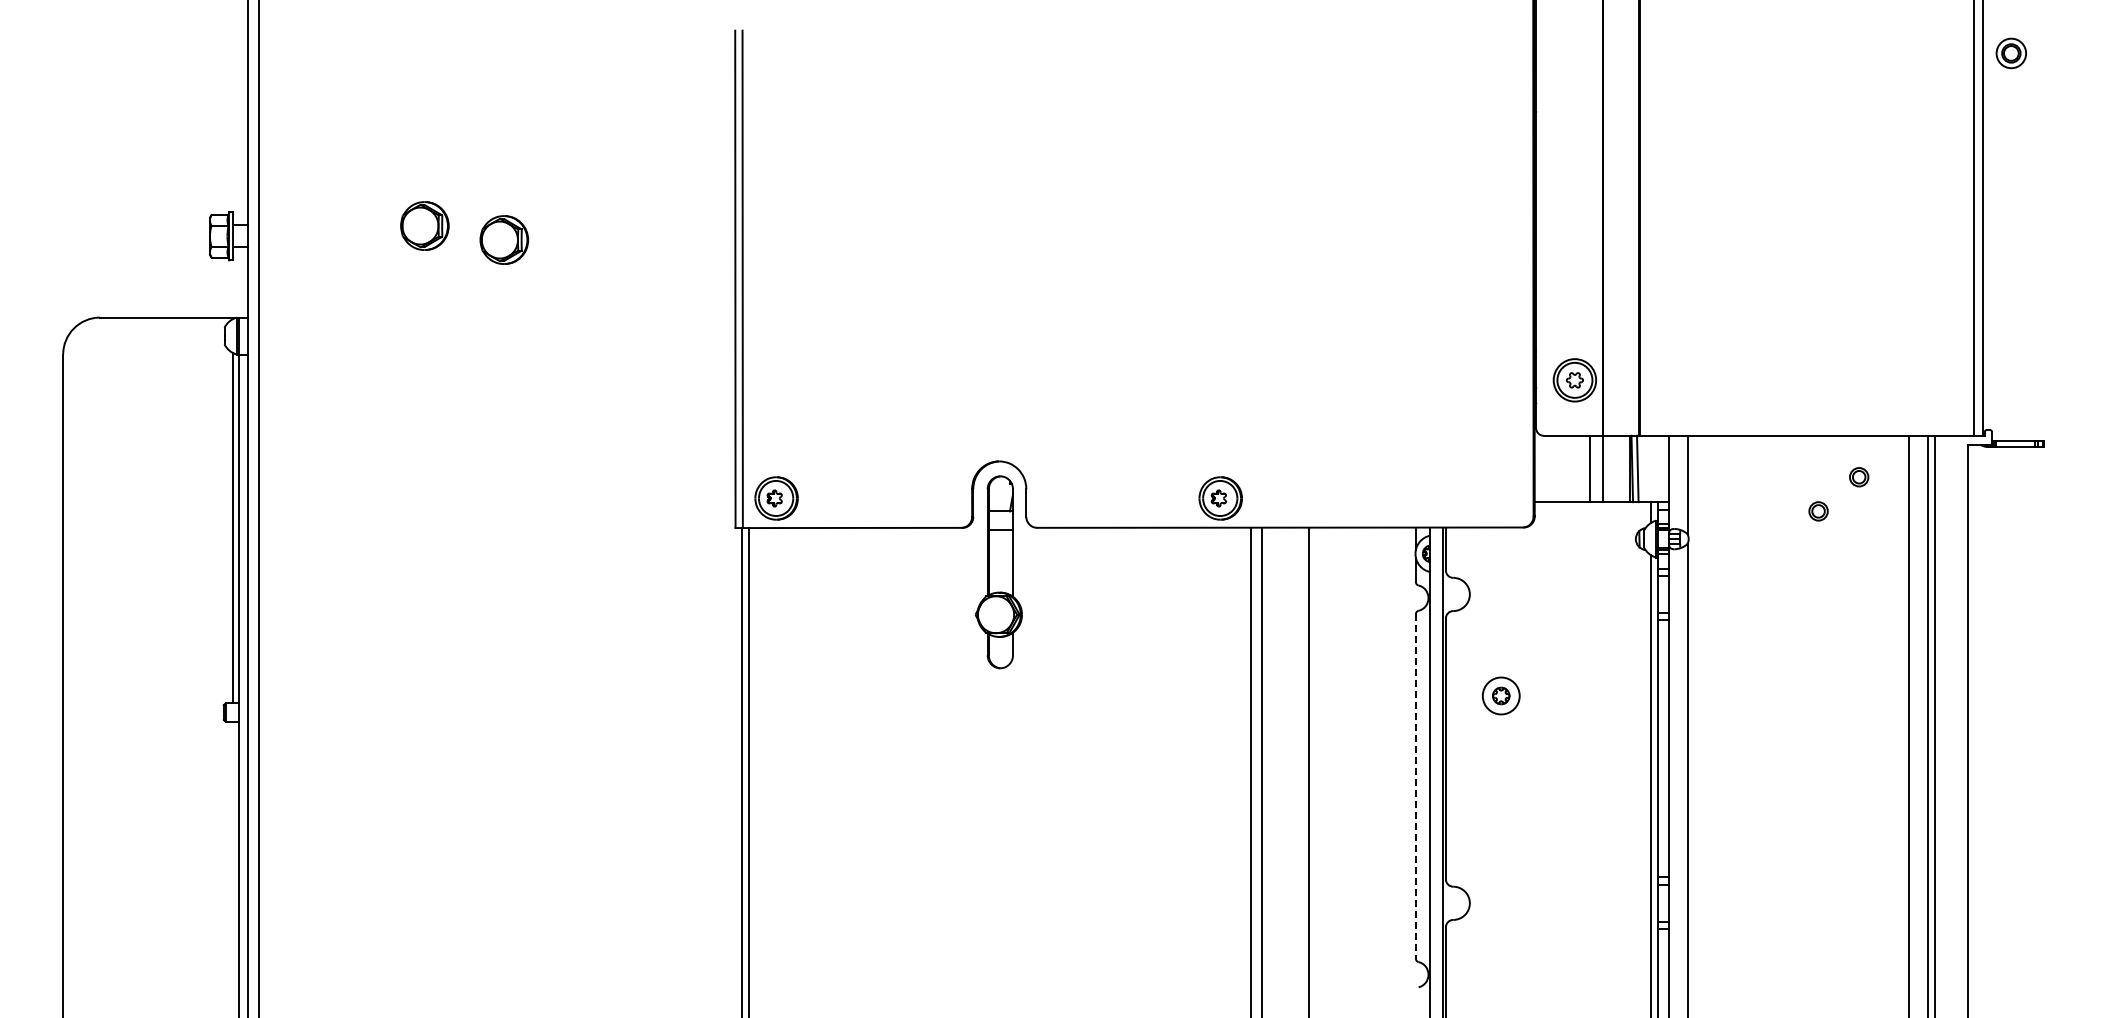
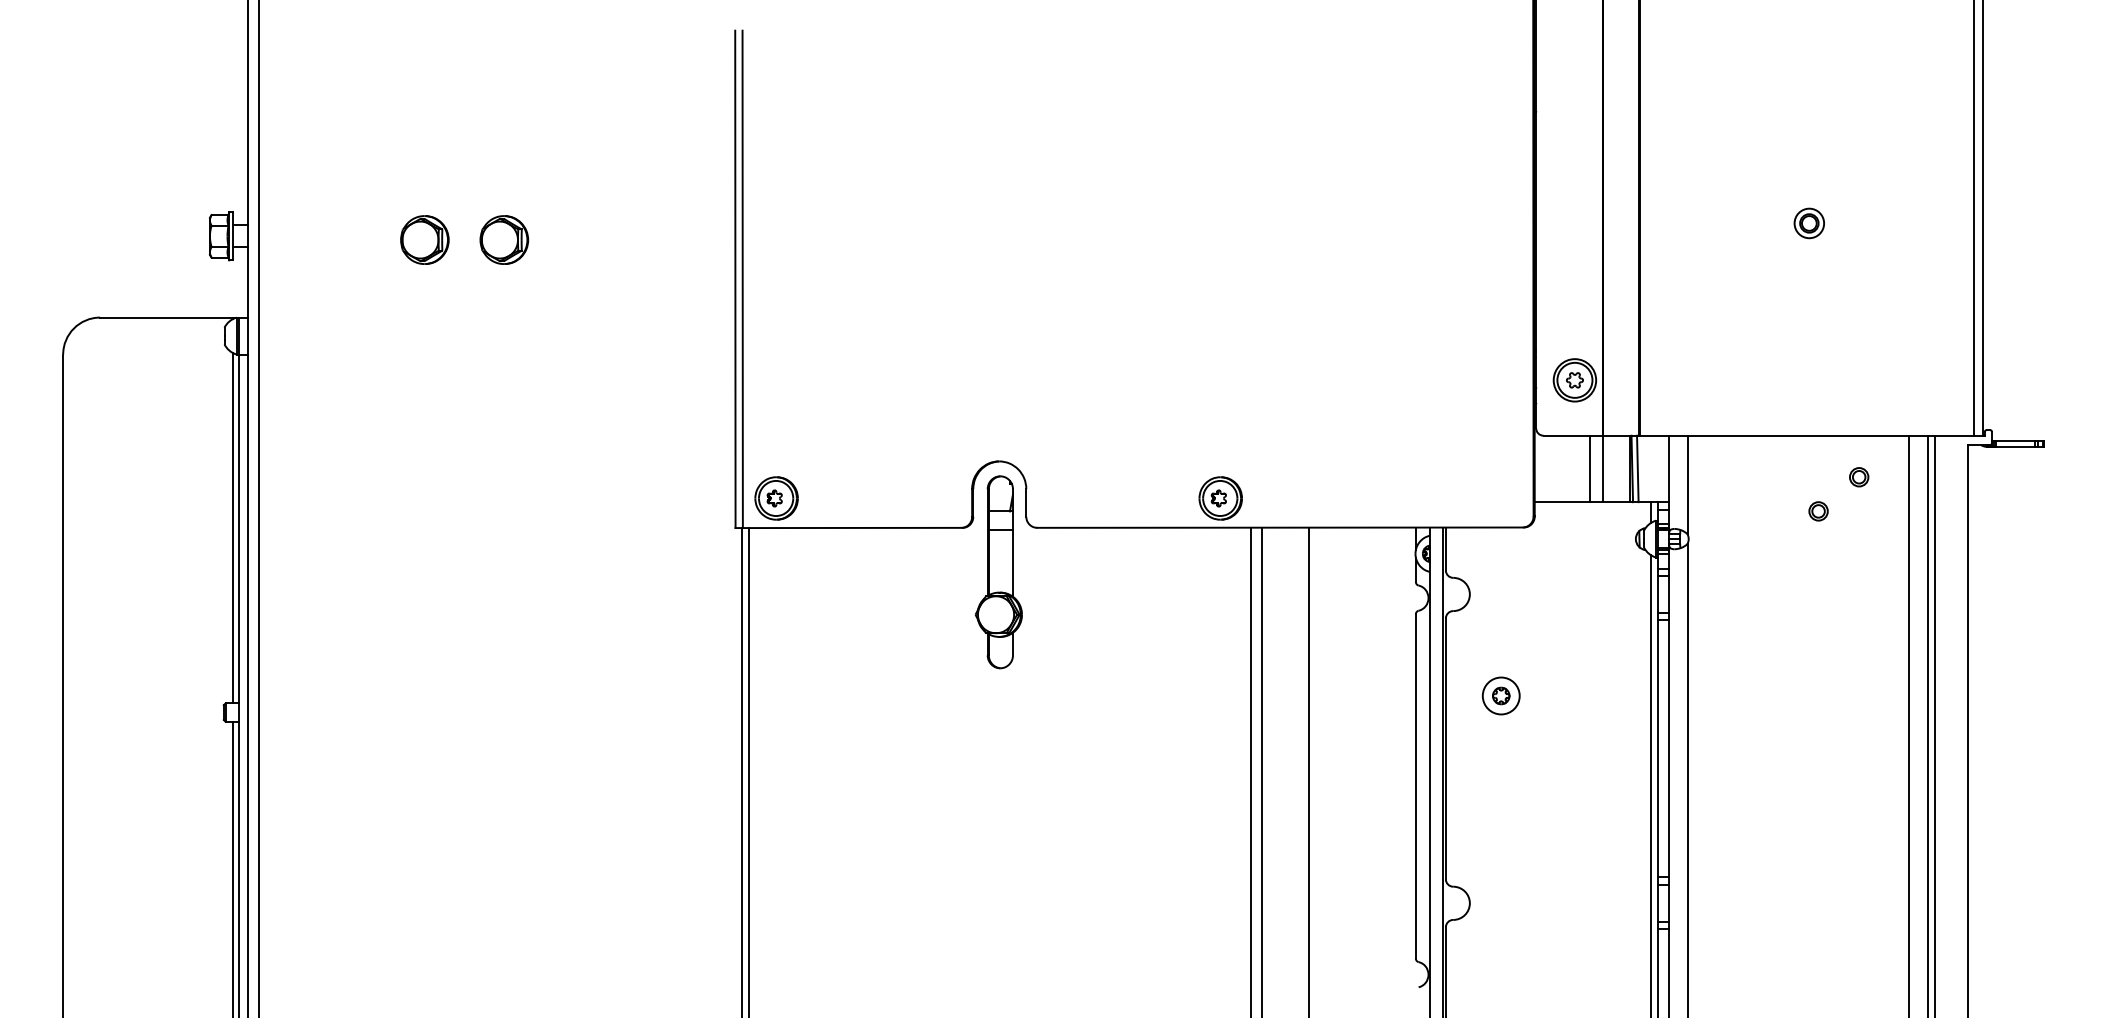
part position: (2010, 53) -> (1808, 223) (1808, 223)
part position: (424, 225) -> (424, 239) (424, 239)
line: dashed -> solid (1415, 786)
line: none -> present (233, 867)
